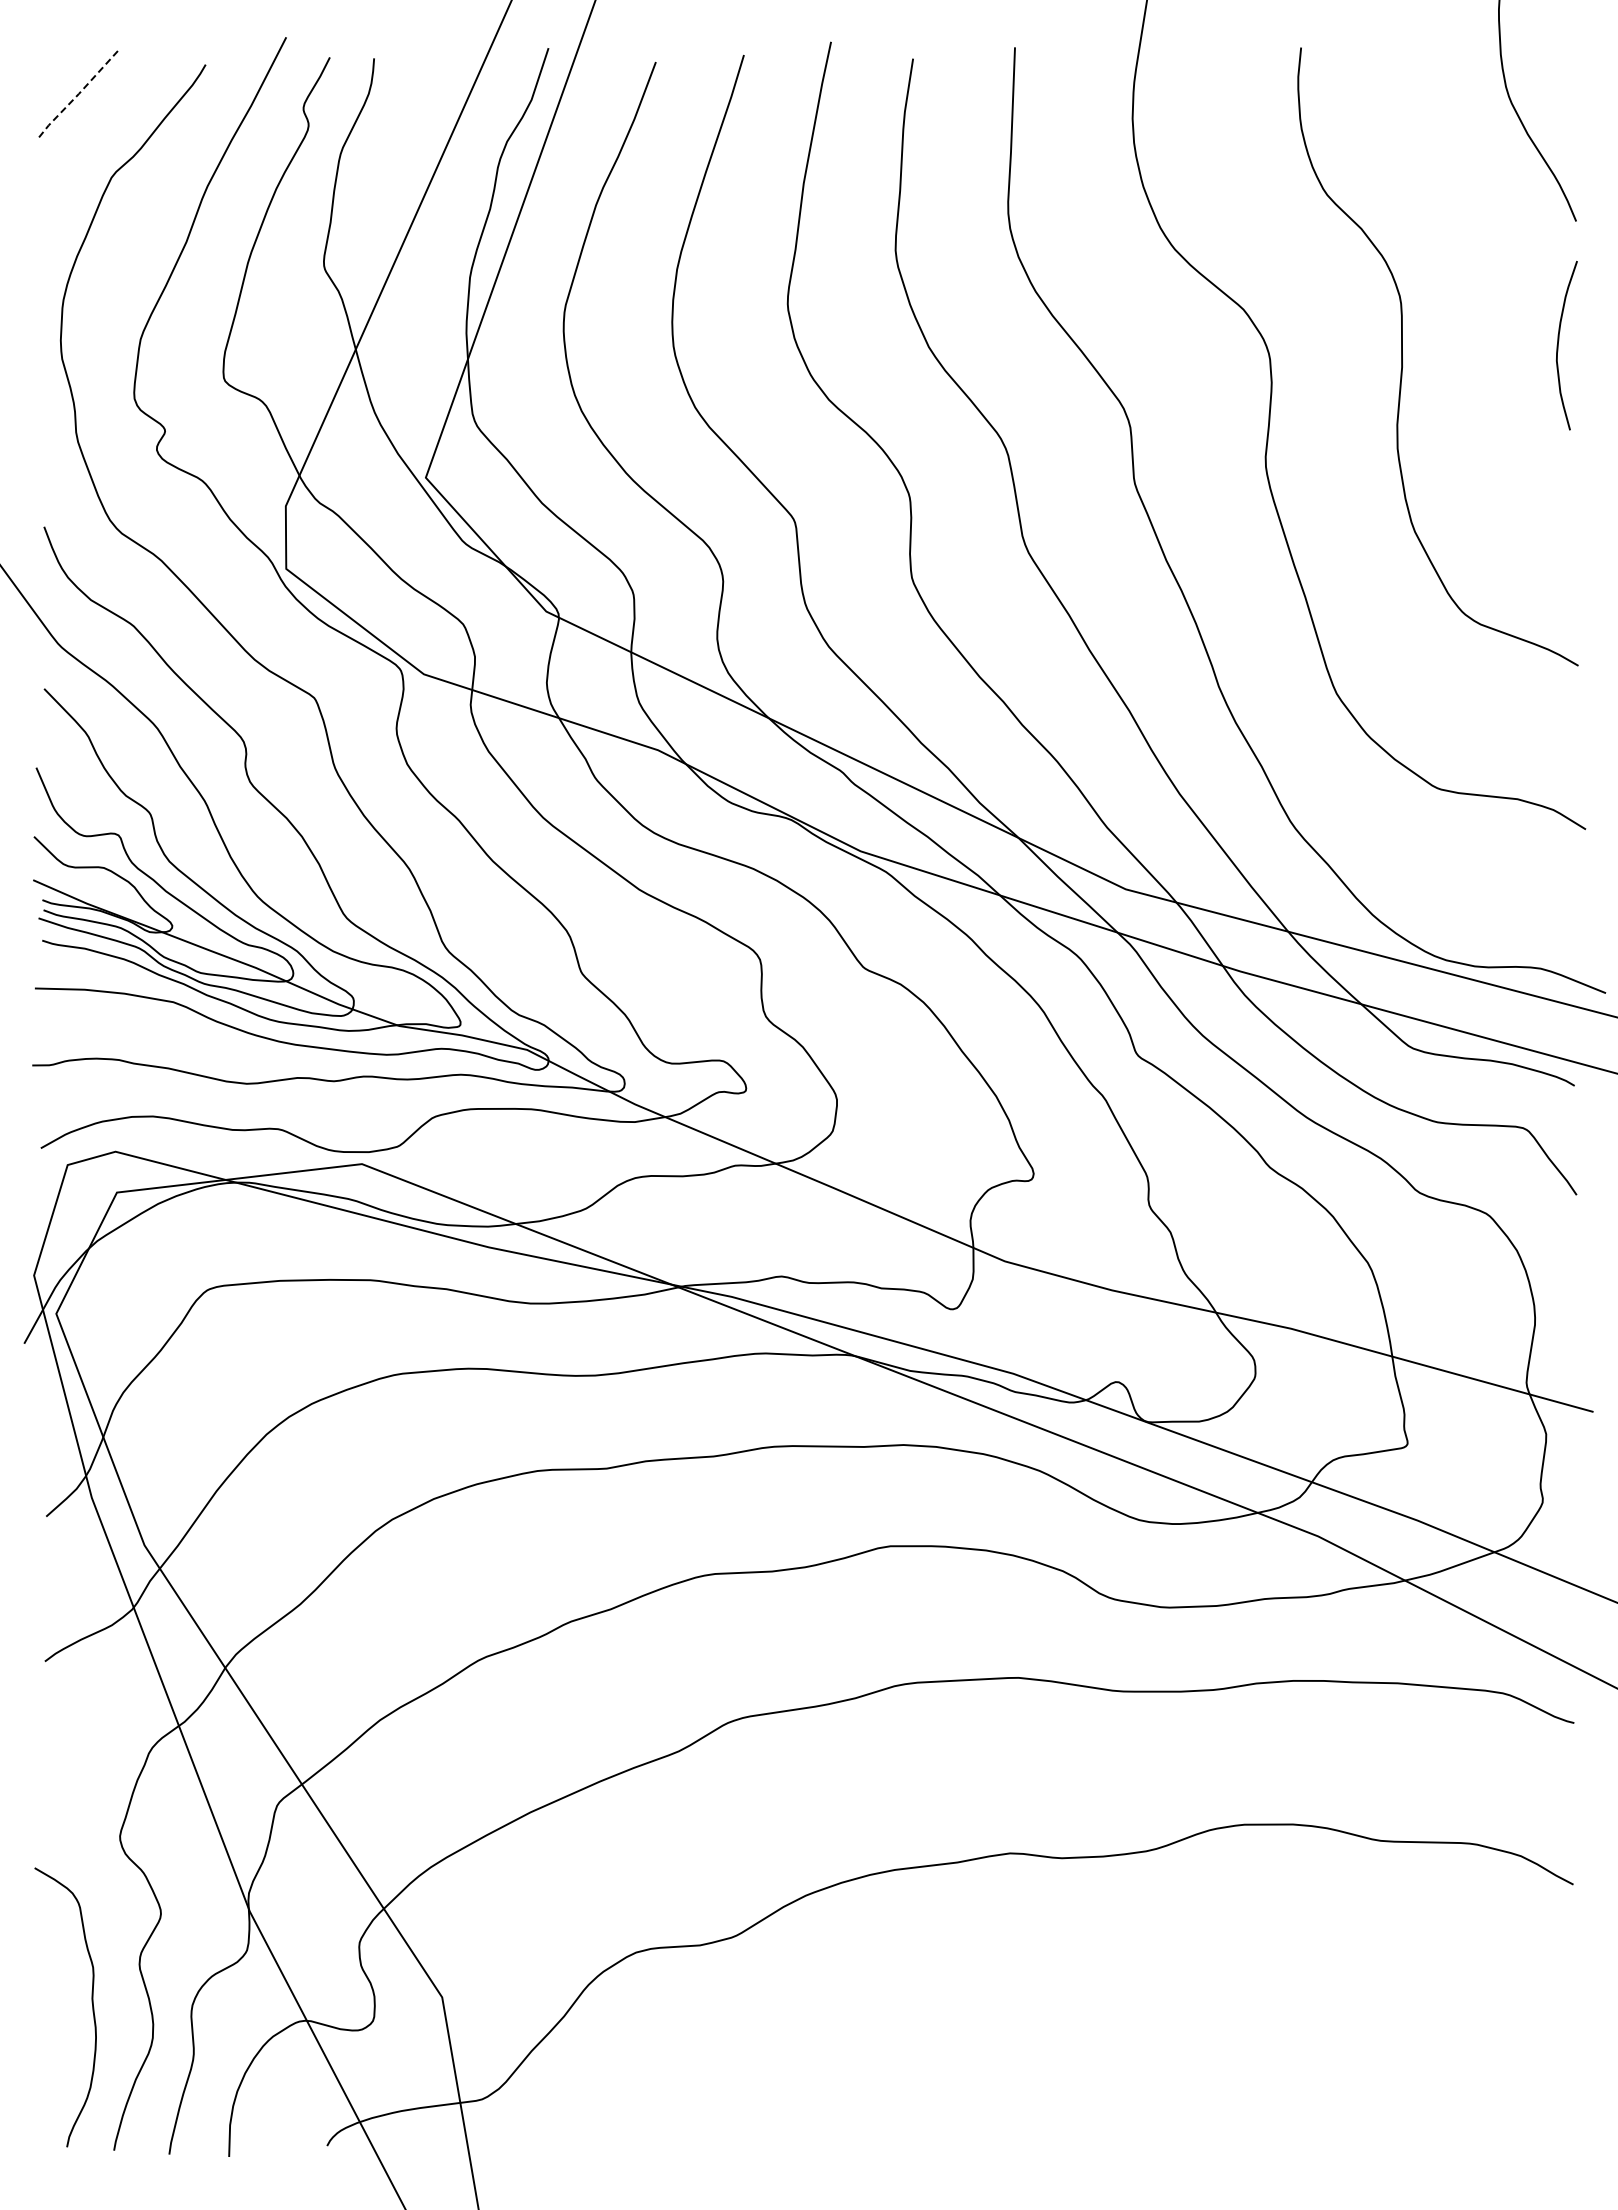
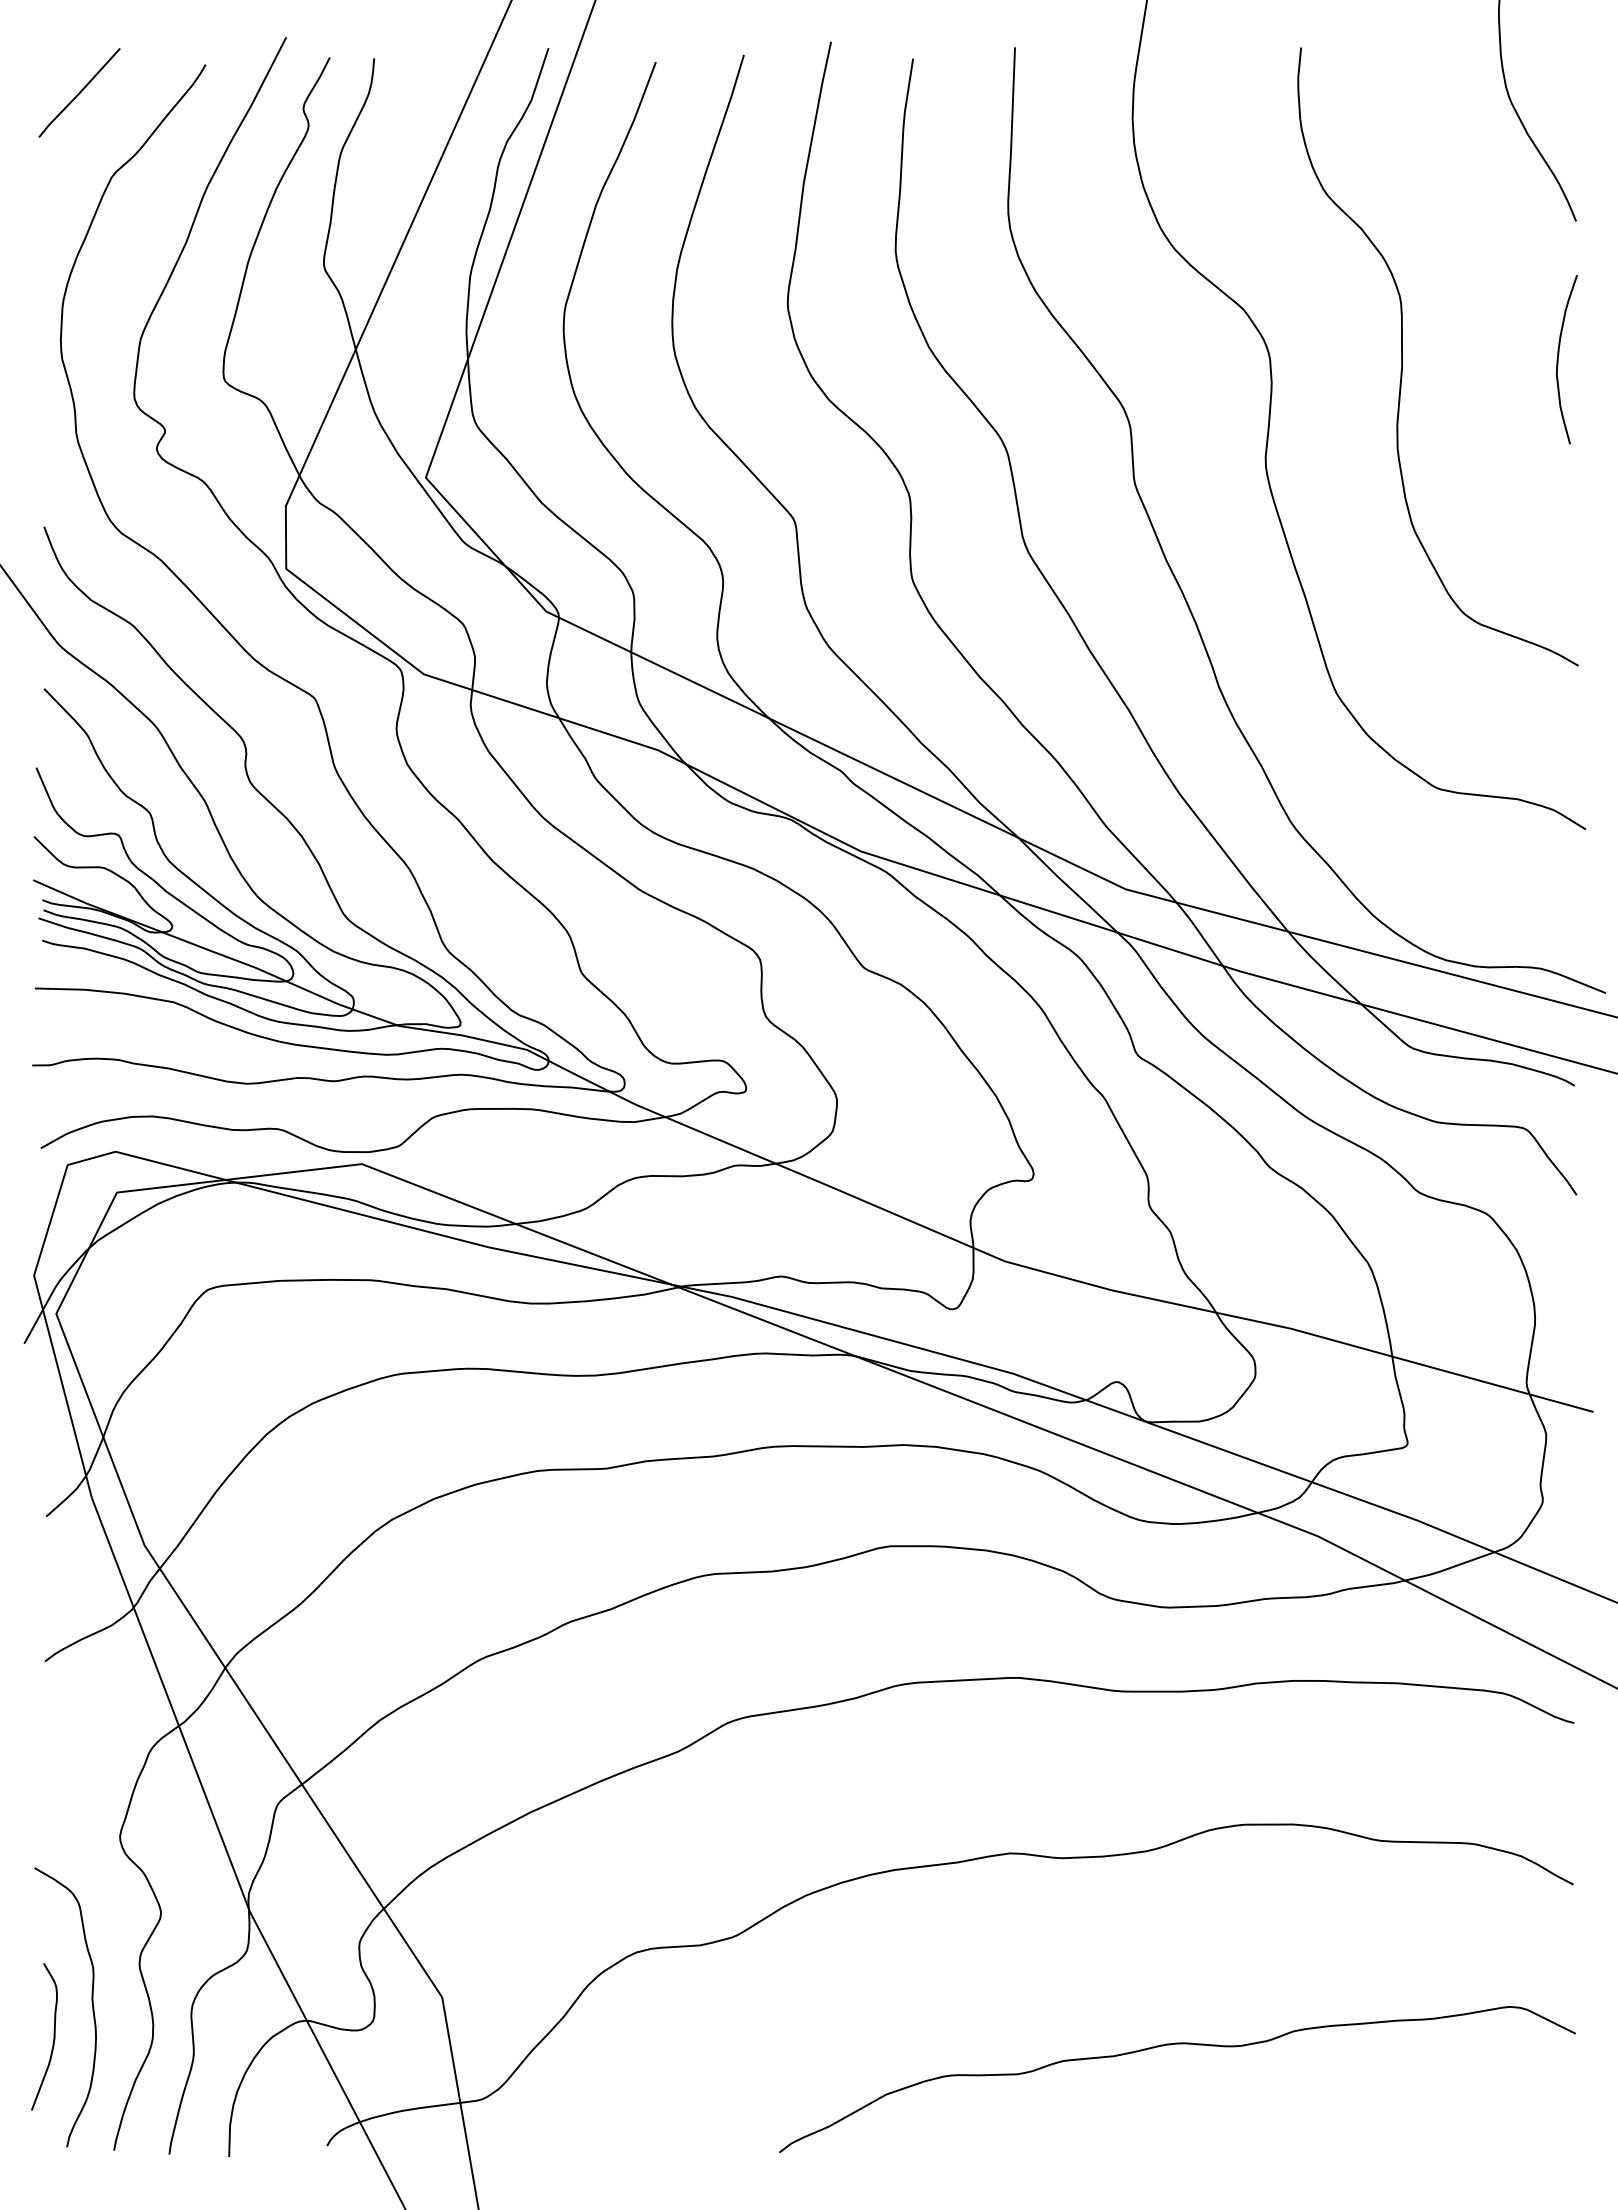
line: dashed -> solid (78, 94)
curve position: (1558, 345) -> (1558, 359) (1558, 359)
curve: none -> present (53, 2036)
curve: none -> present (1170, 2045)
